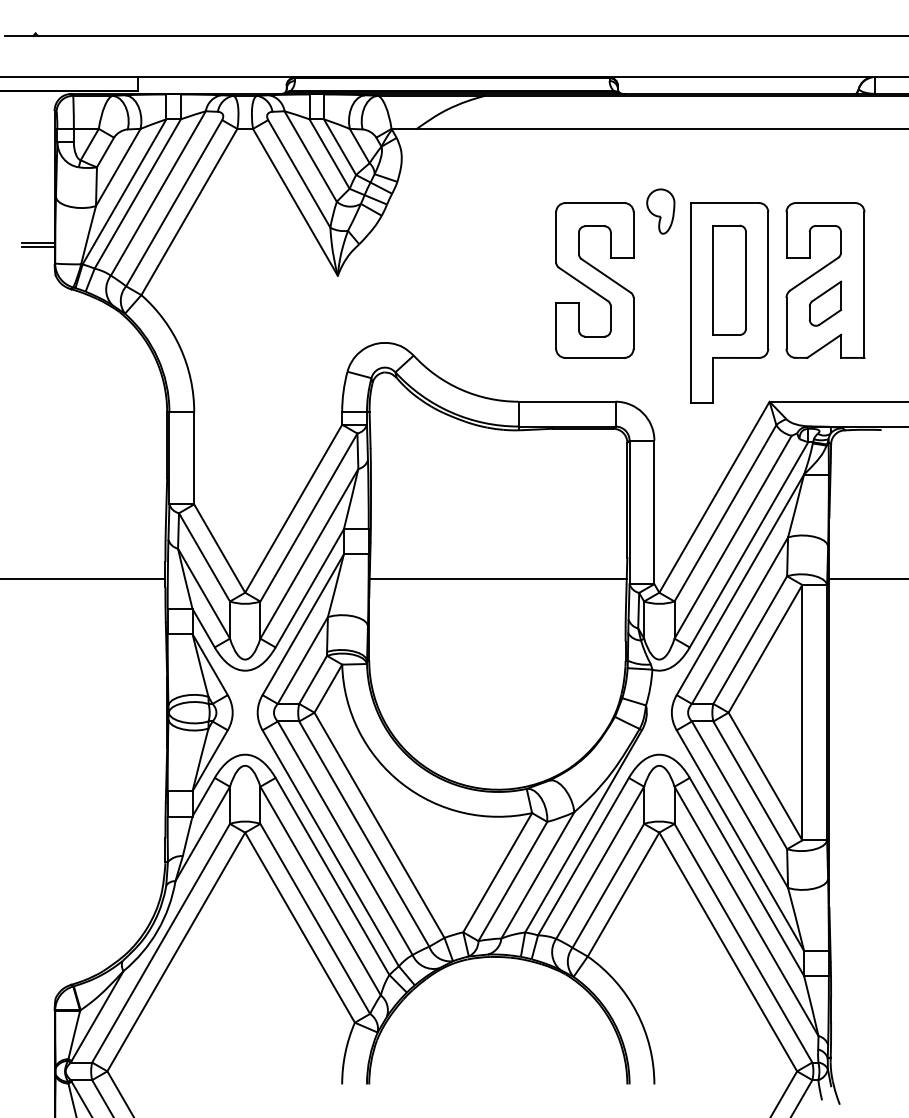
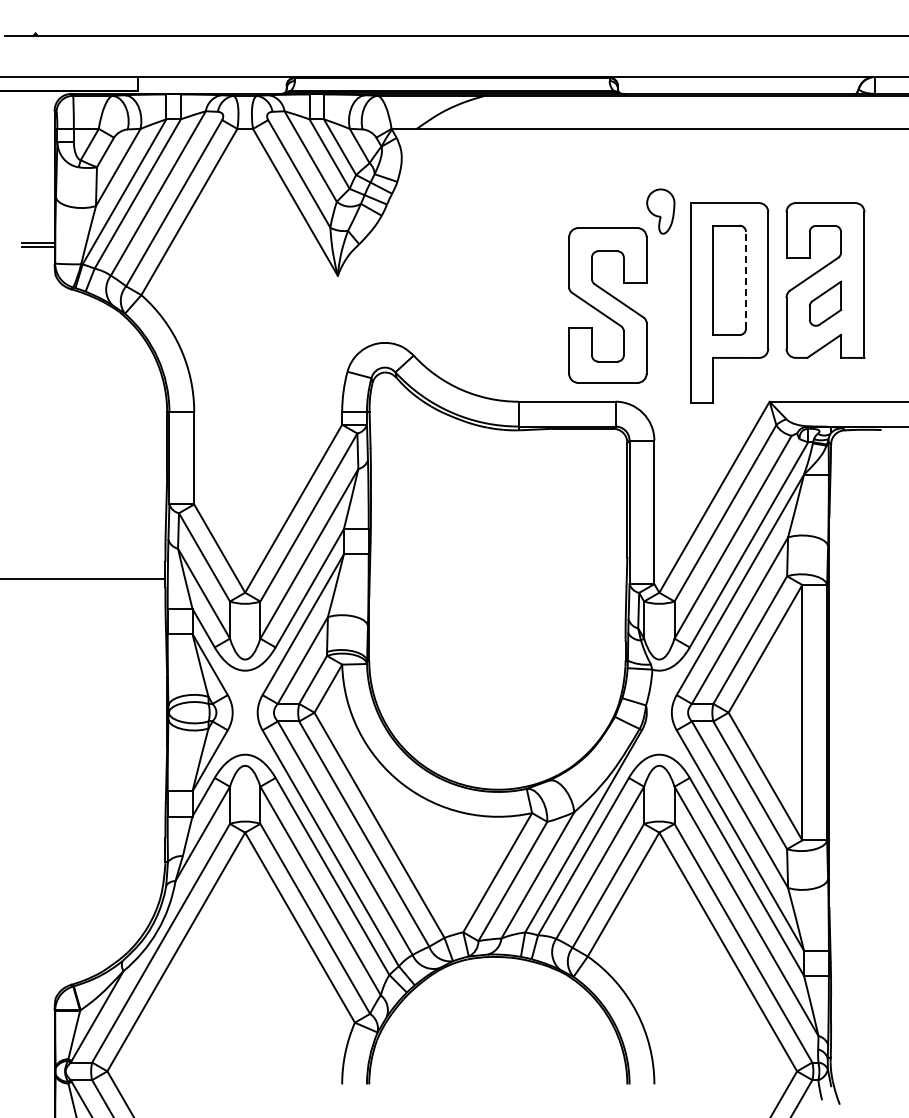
line: solid -> dashed (745, 279)
part position: (594, 280) -> (607, 305) (607, 305)
line: present -> none (497, 578)
line: present -> none (867, 578)
